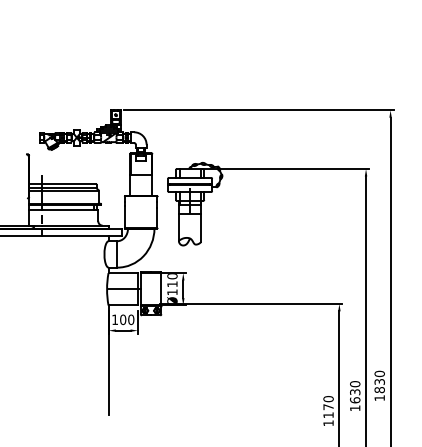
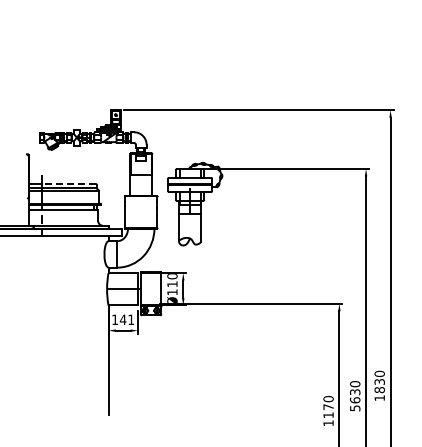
line: solid -> dashed (68, 183)
text: 100 -> 141 (126, 319)
text: 1630 -> 5630 (355, 408)
